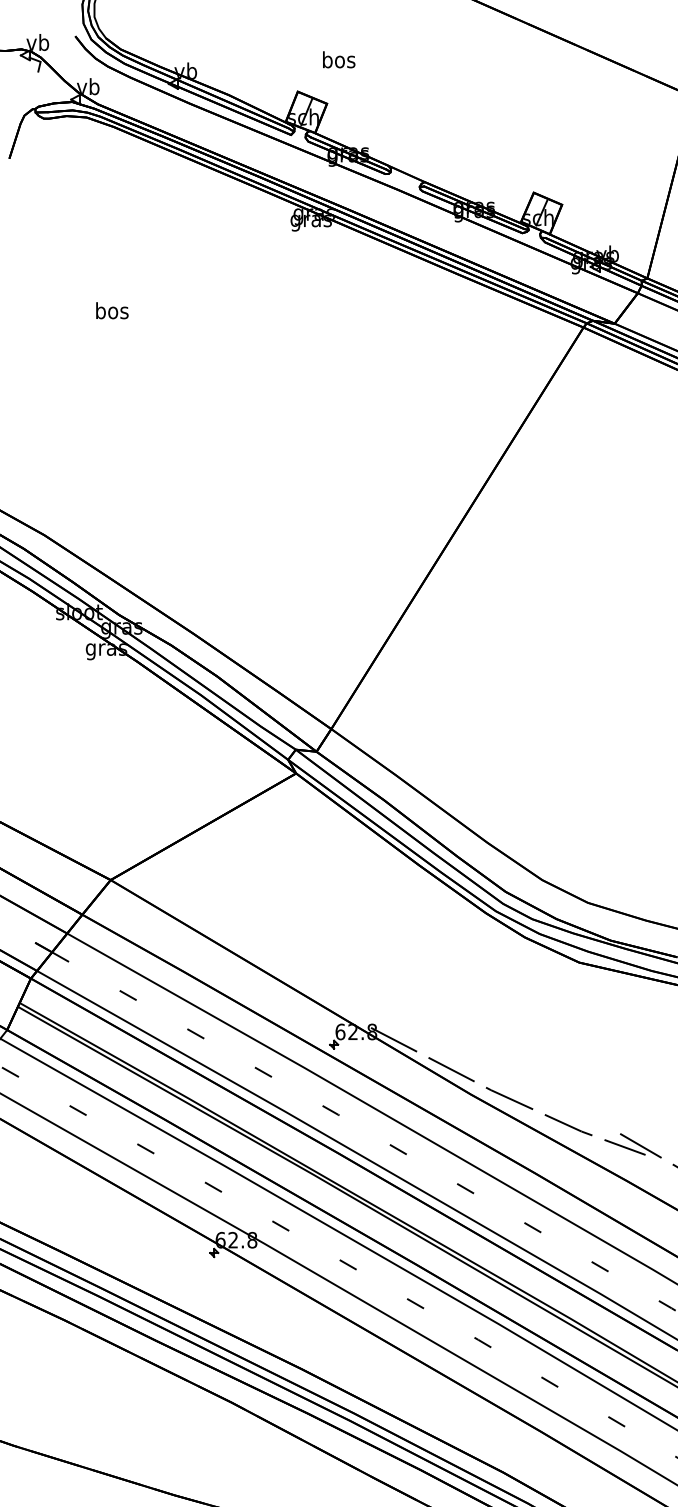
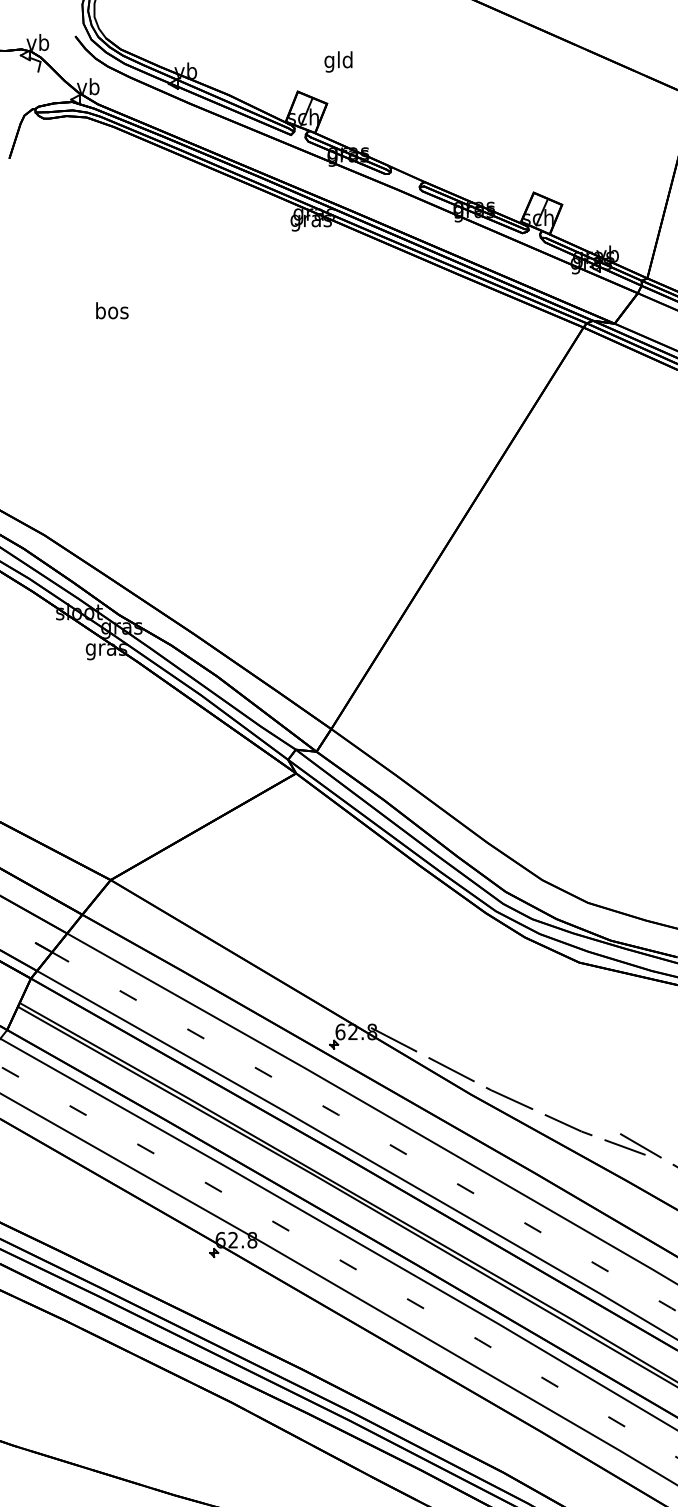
text: bos -> gld (339, 61)
